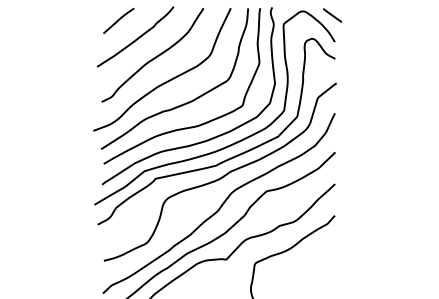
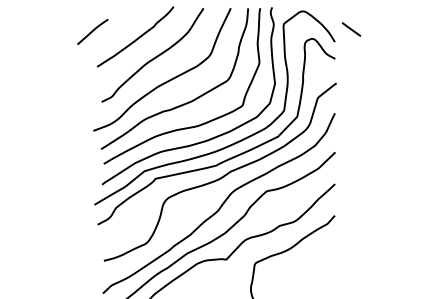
line position: (332, 15) -> (351, 29) (351, 29)
line position: (118, 20) -> (92, 31) (92, 31)
